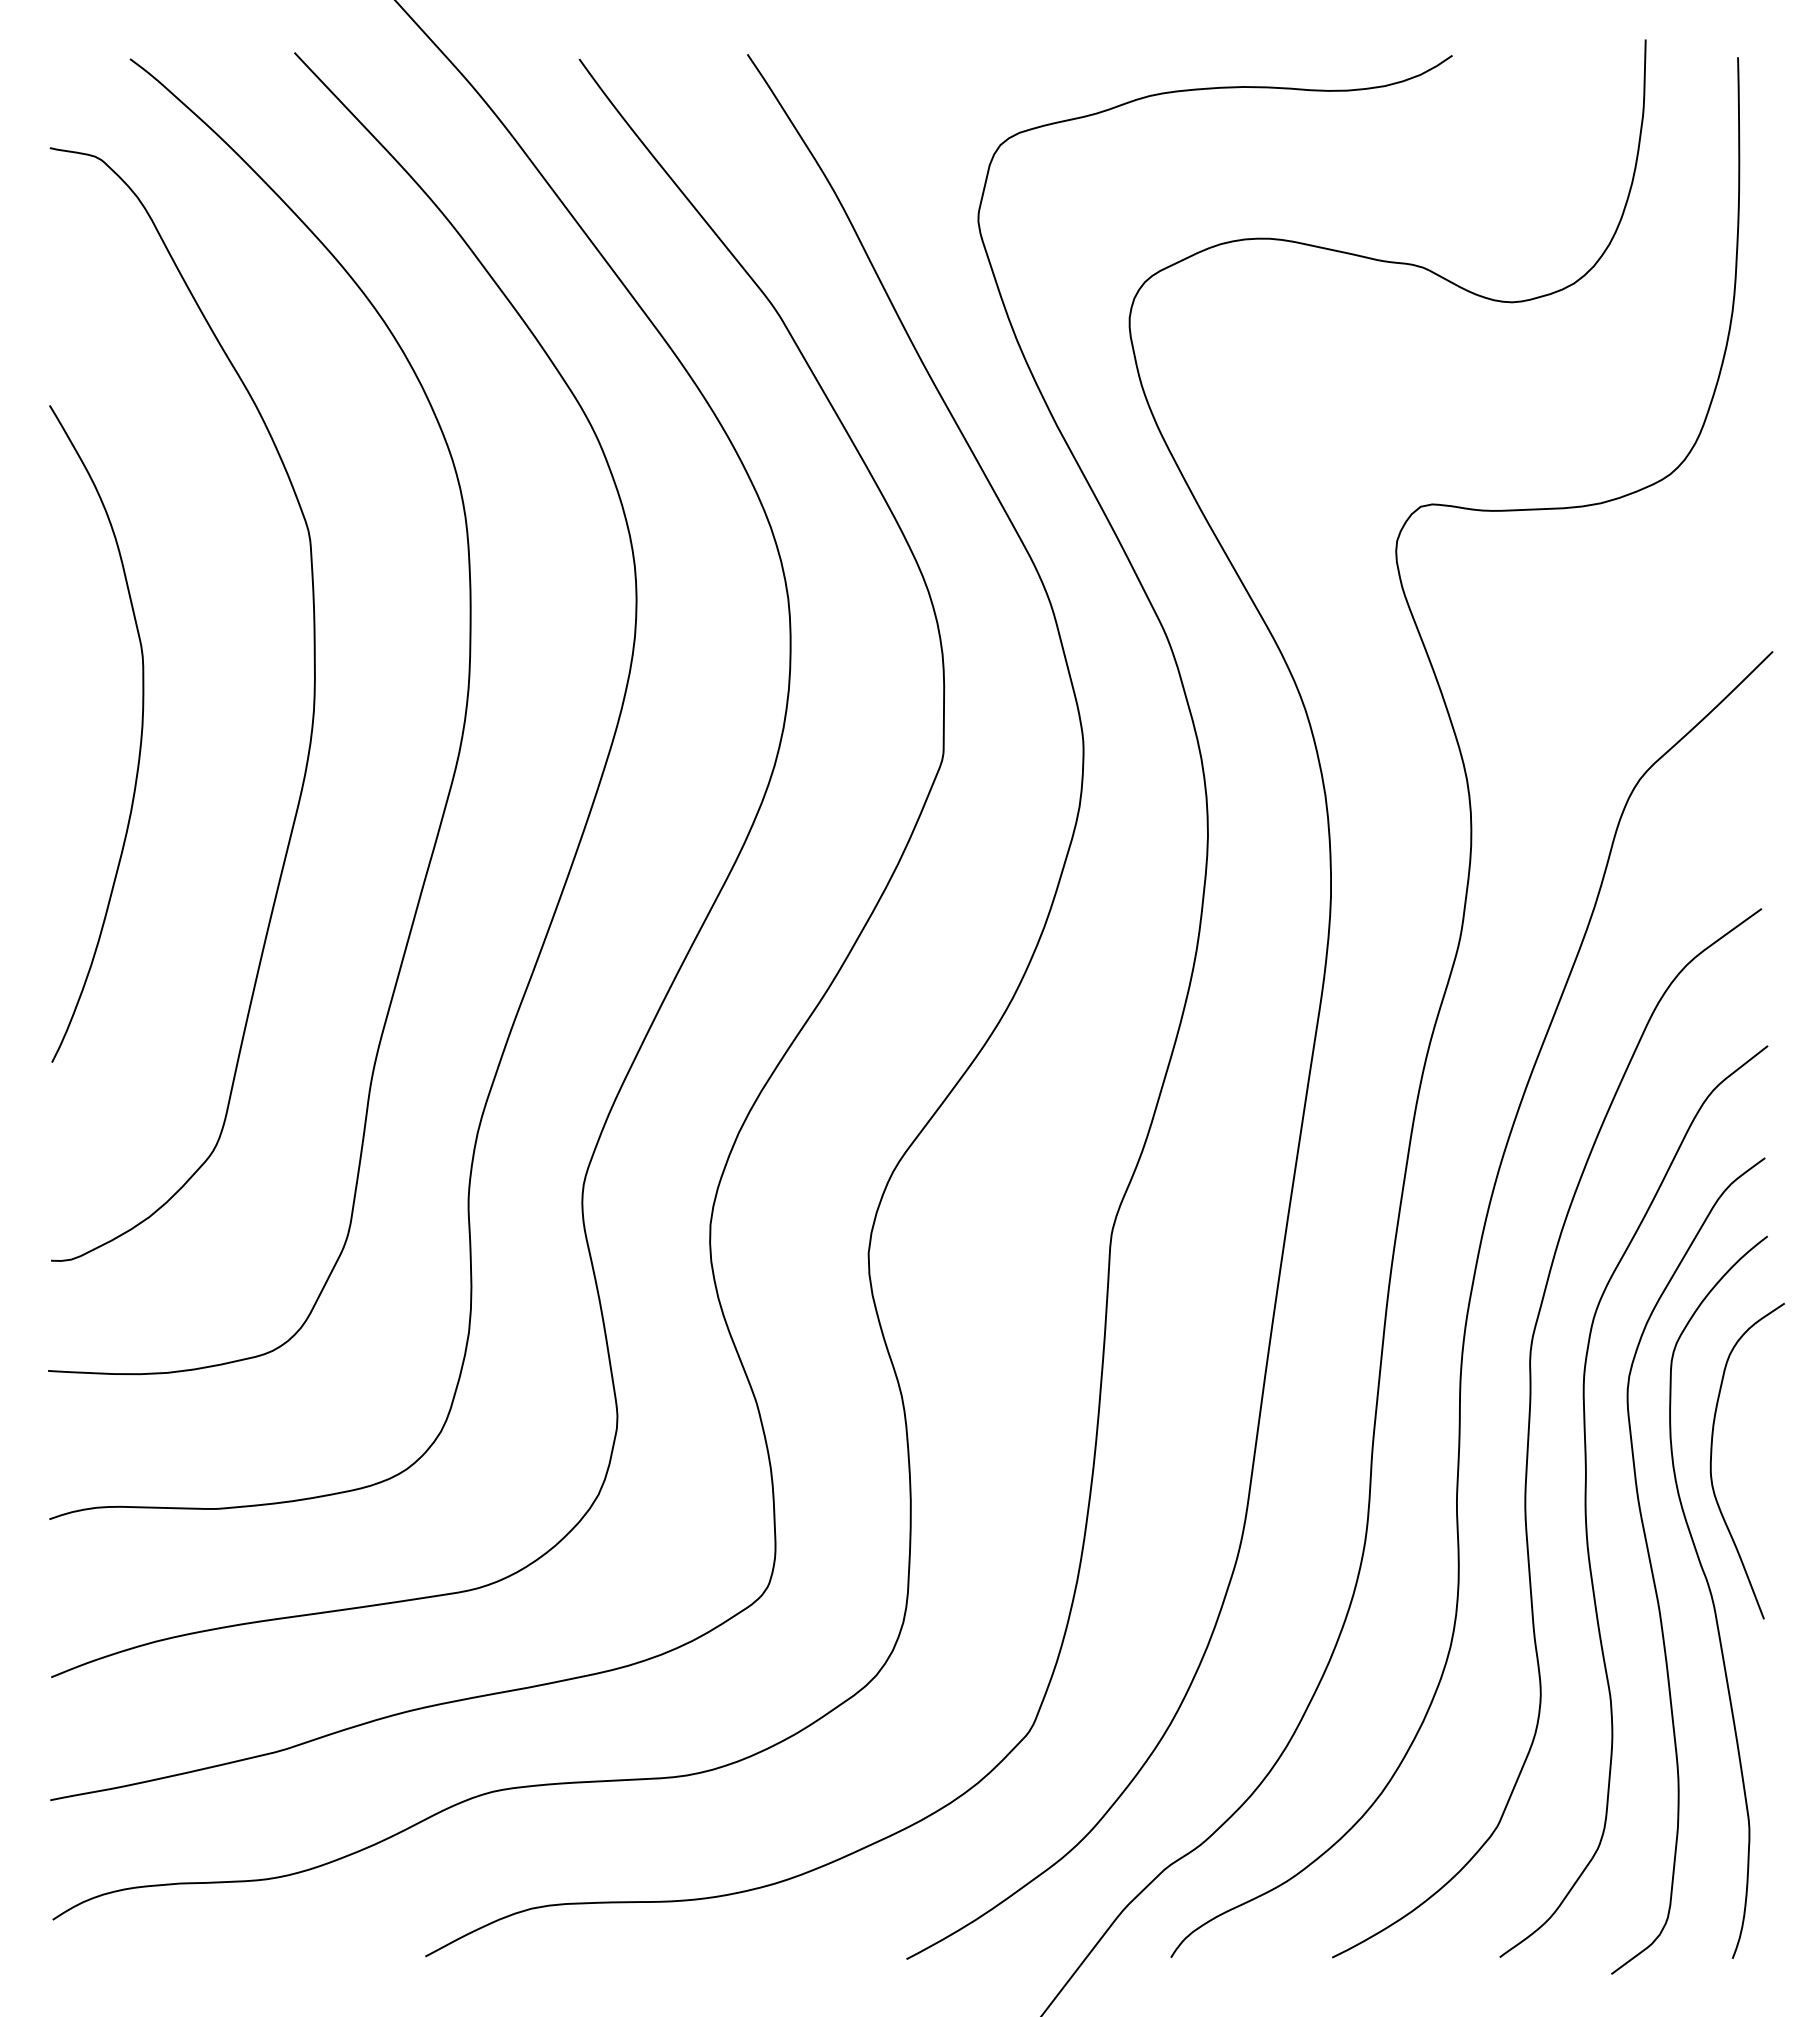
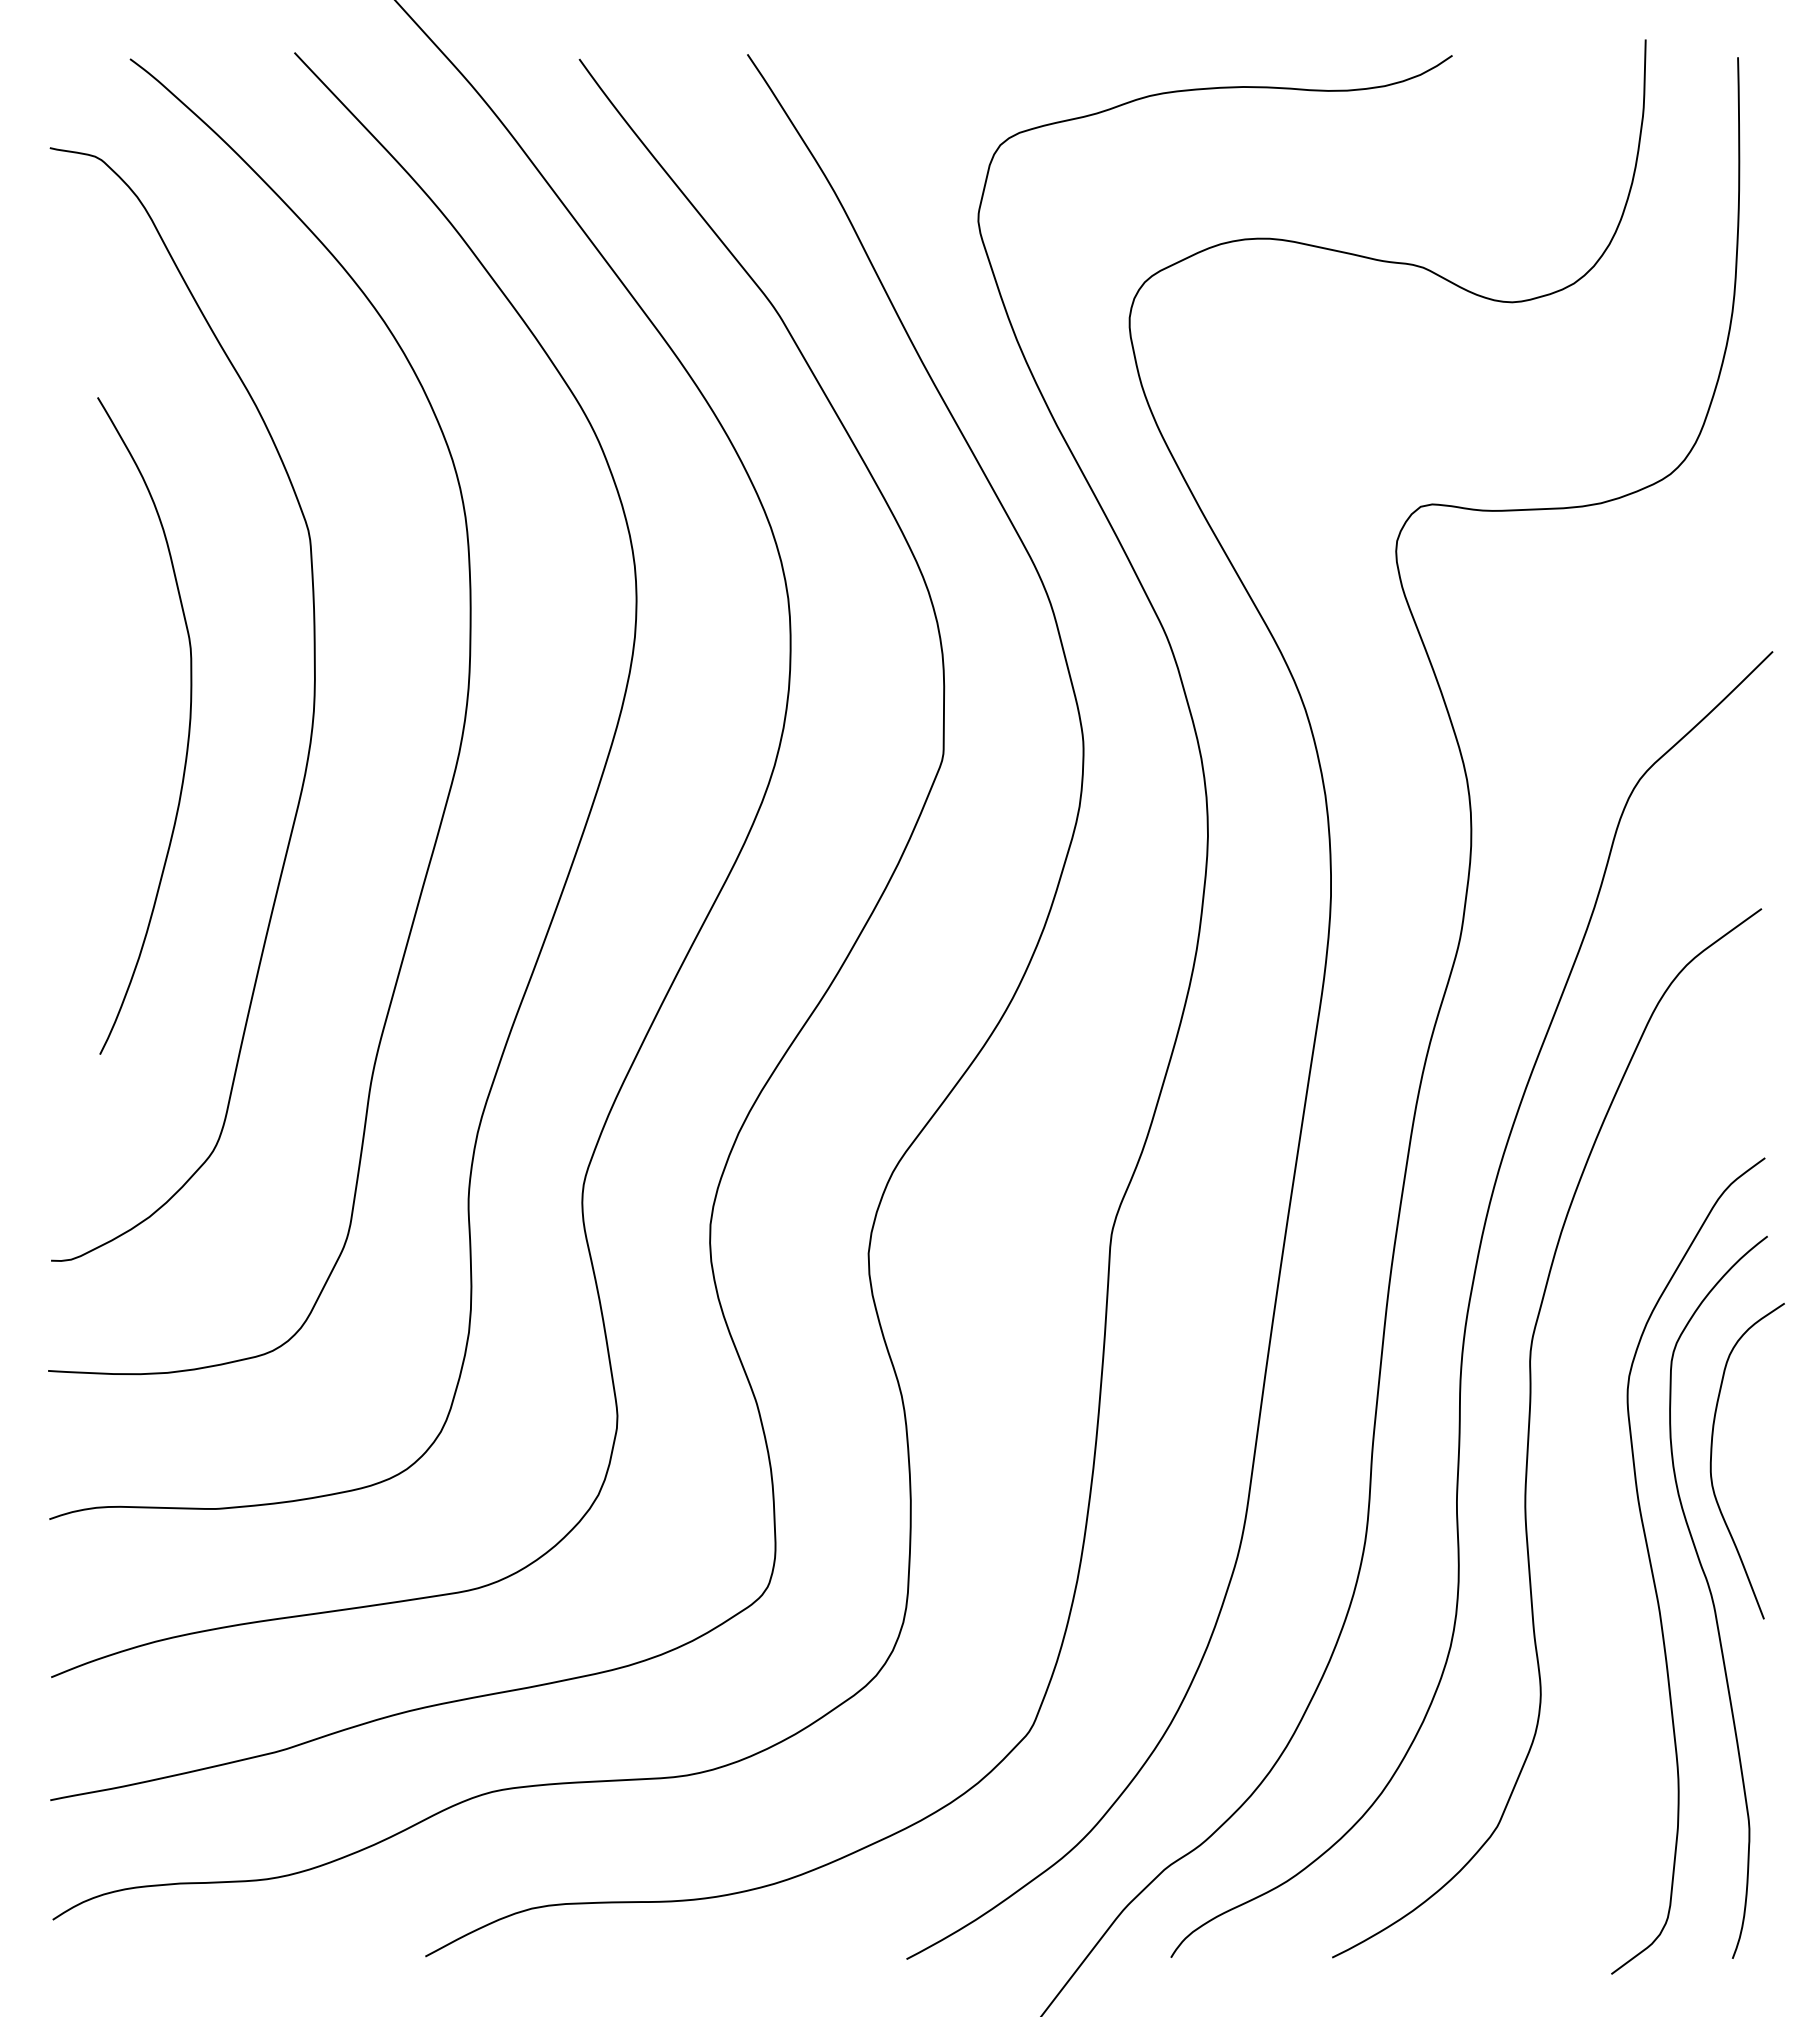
curve position: (140, 734) -> (188, 726) (188, 726)
curve: present -> none (1586, 1501)
